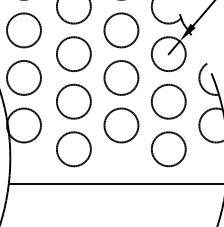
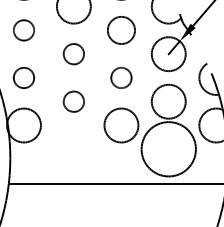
circle diameter: 34 px -> 20 px (23, 30)
circle size: 37x37 px -> 29x29 px (121, 30)
circle diameter: 34 px -> 20 px (73, 54)
circle diameter: 34 px -> 20 px (23, 77)
circle diameter: 34 px -> 20 px (121, 77)
circle diameter: 34 px -> 20 px (73, 101)
circle: present -> none (73, 149)
circle diameter: 34 px -> 54 px (168, 149)
